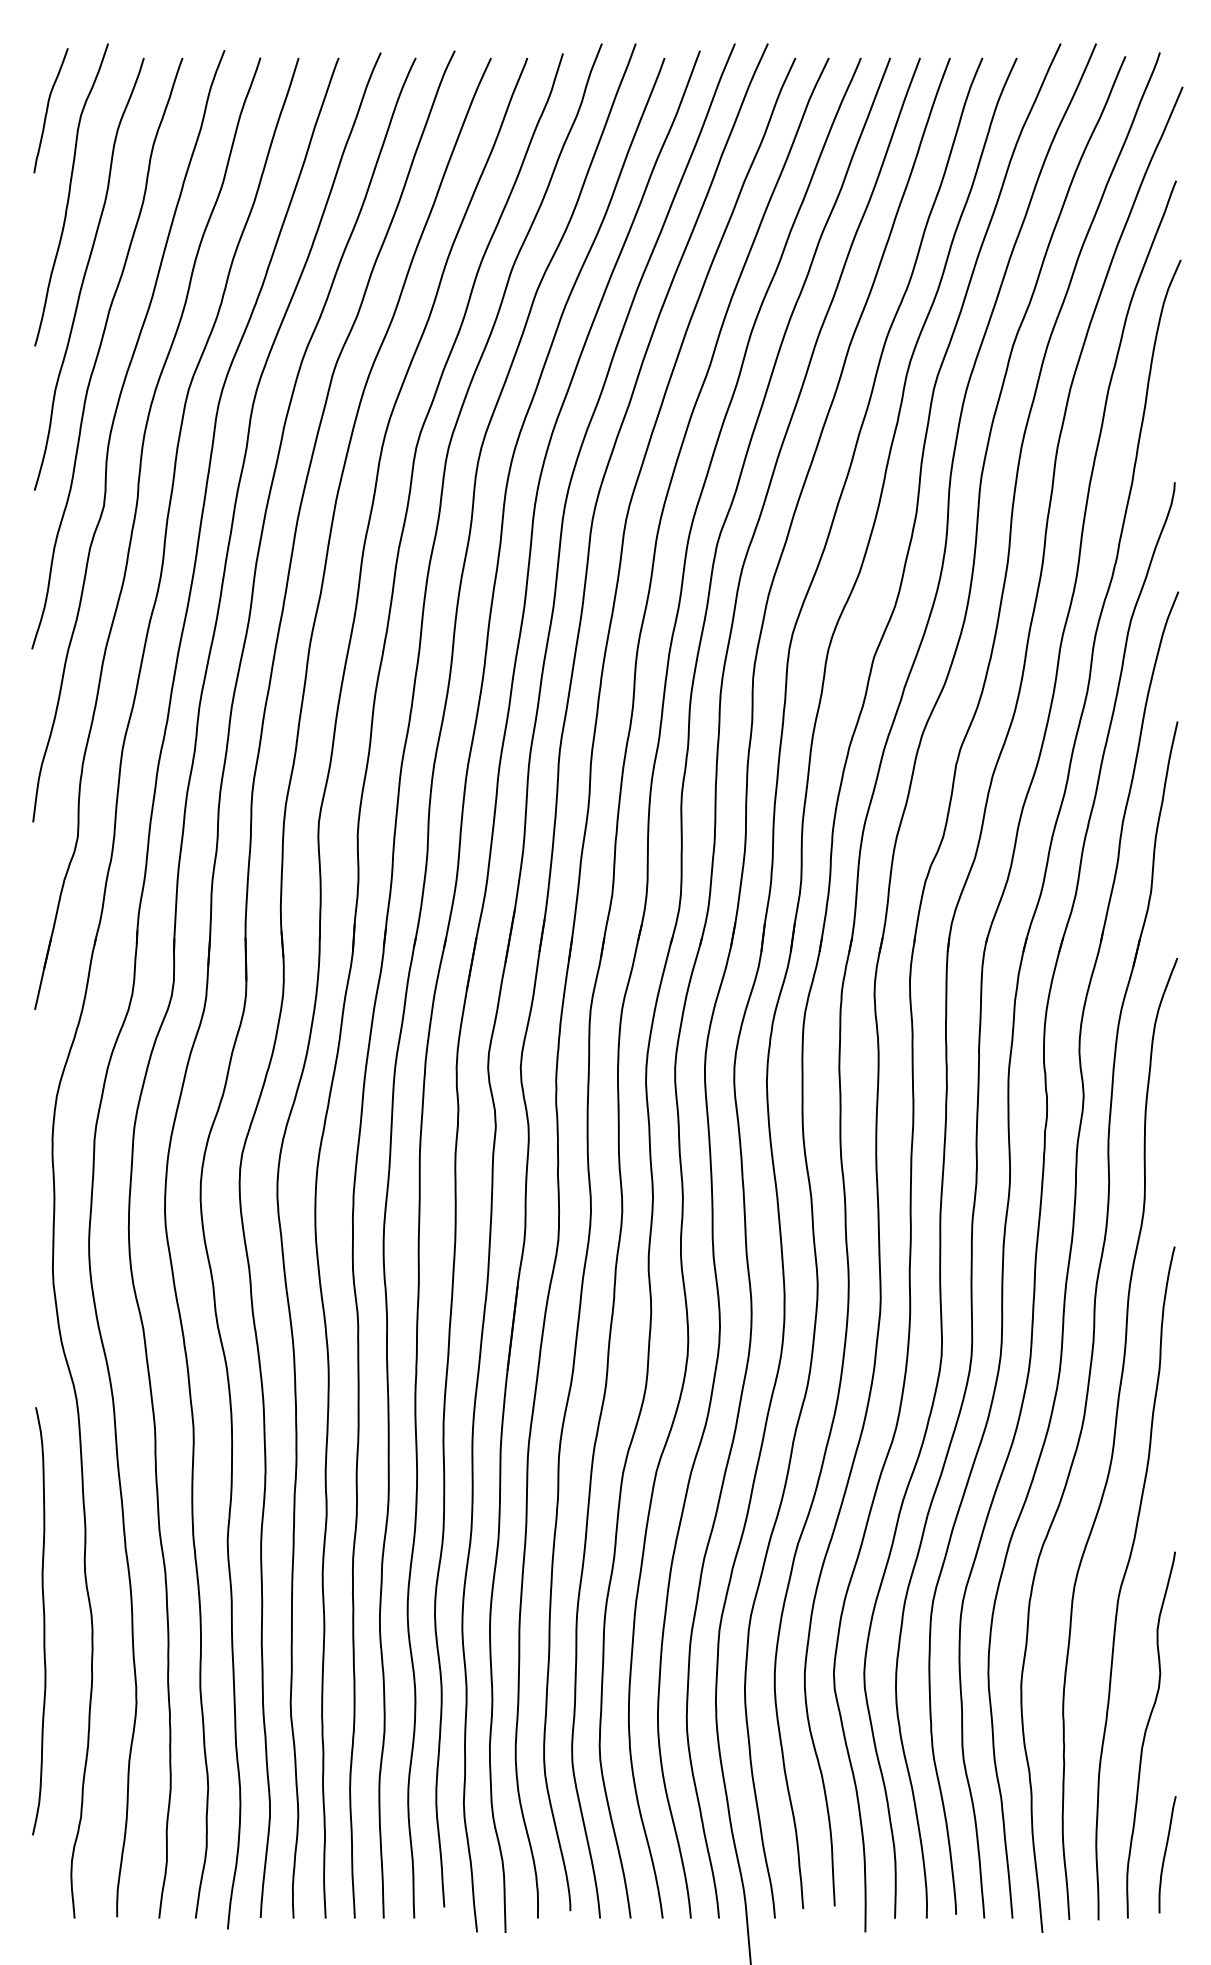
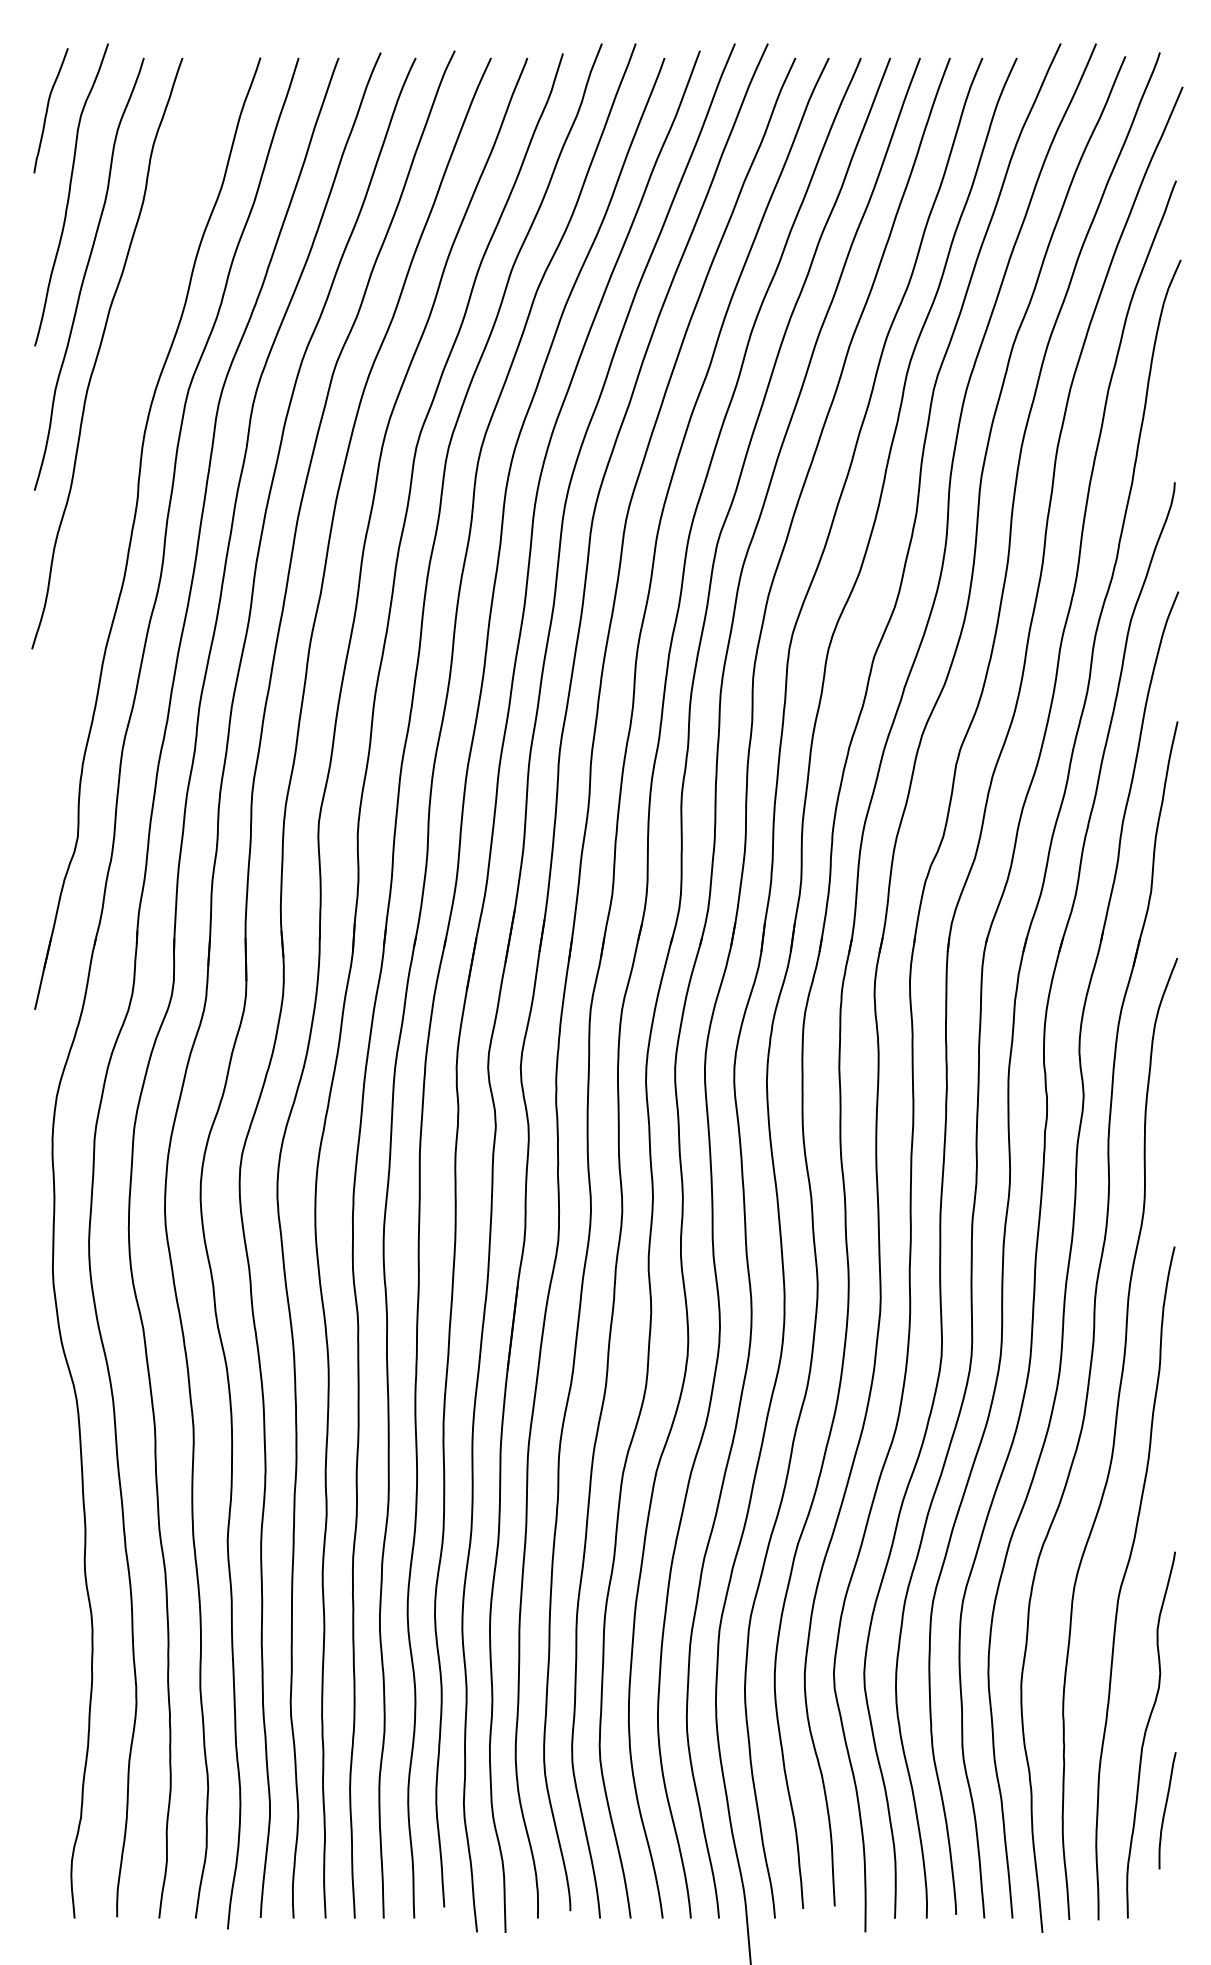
curve: present -> none (111, 435)
curve: present -> none (43, 1621)
curve position: (1165, 1854) -> (1165, 1810) (1165, 1810)
